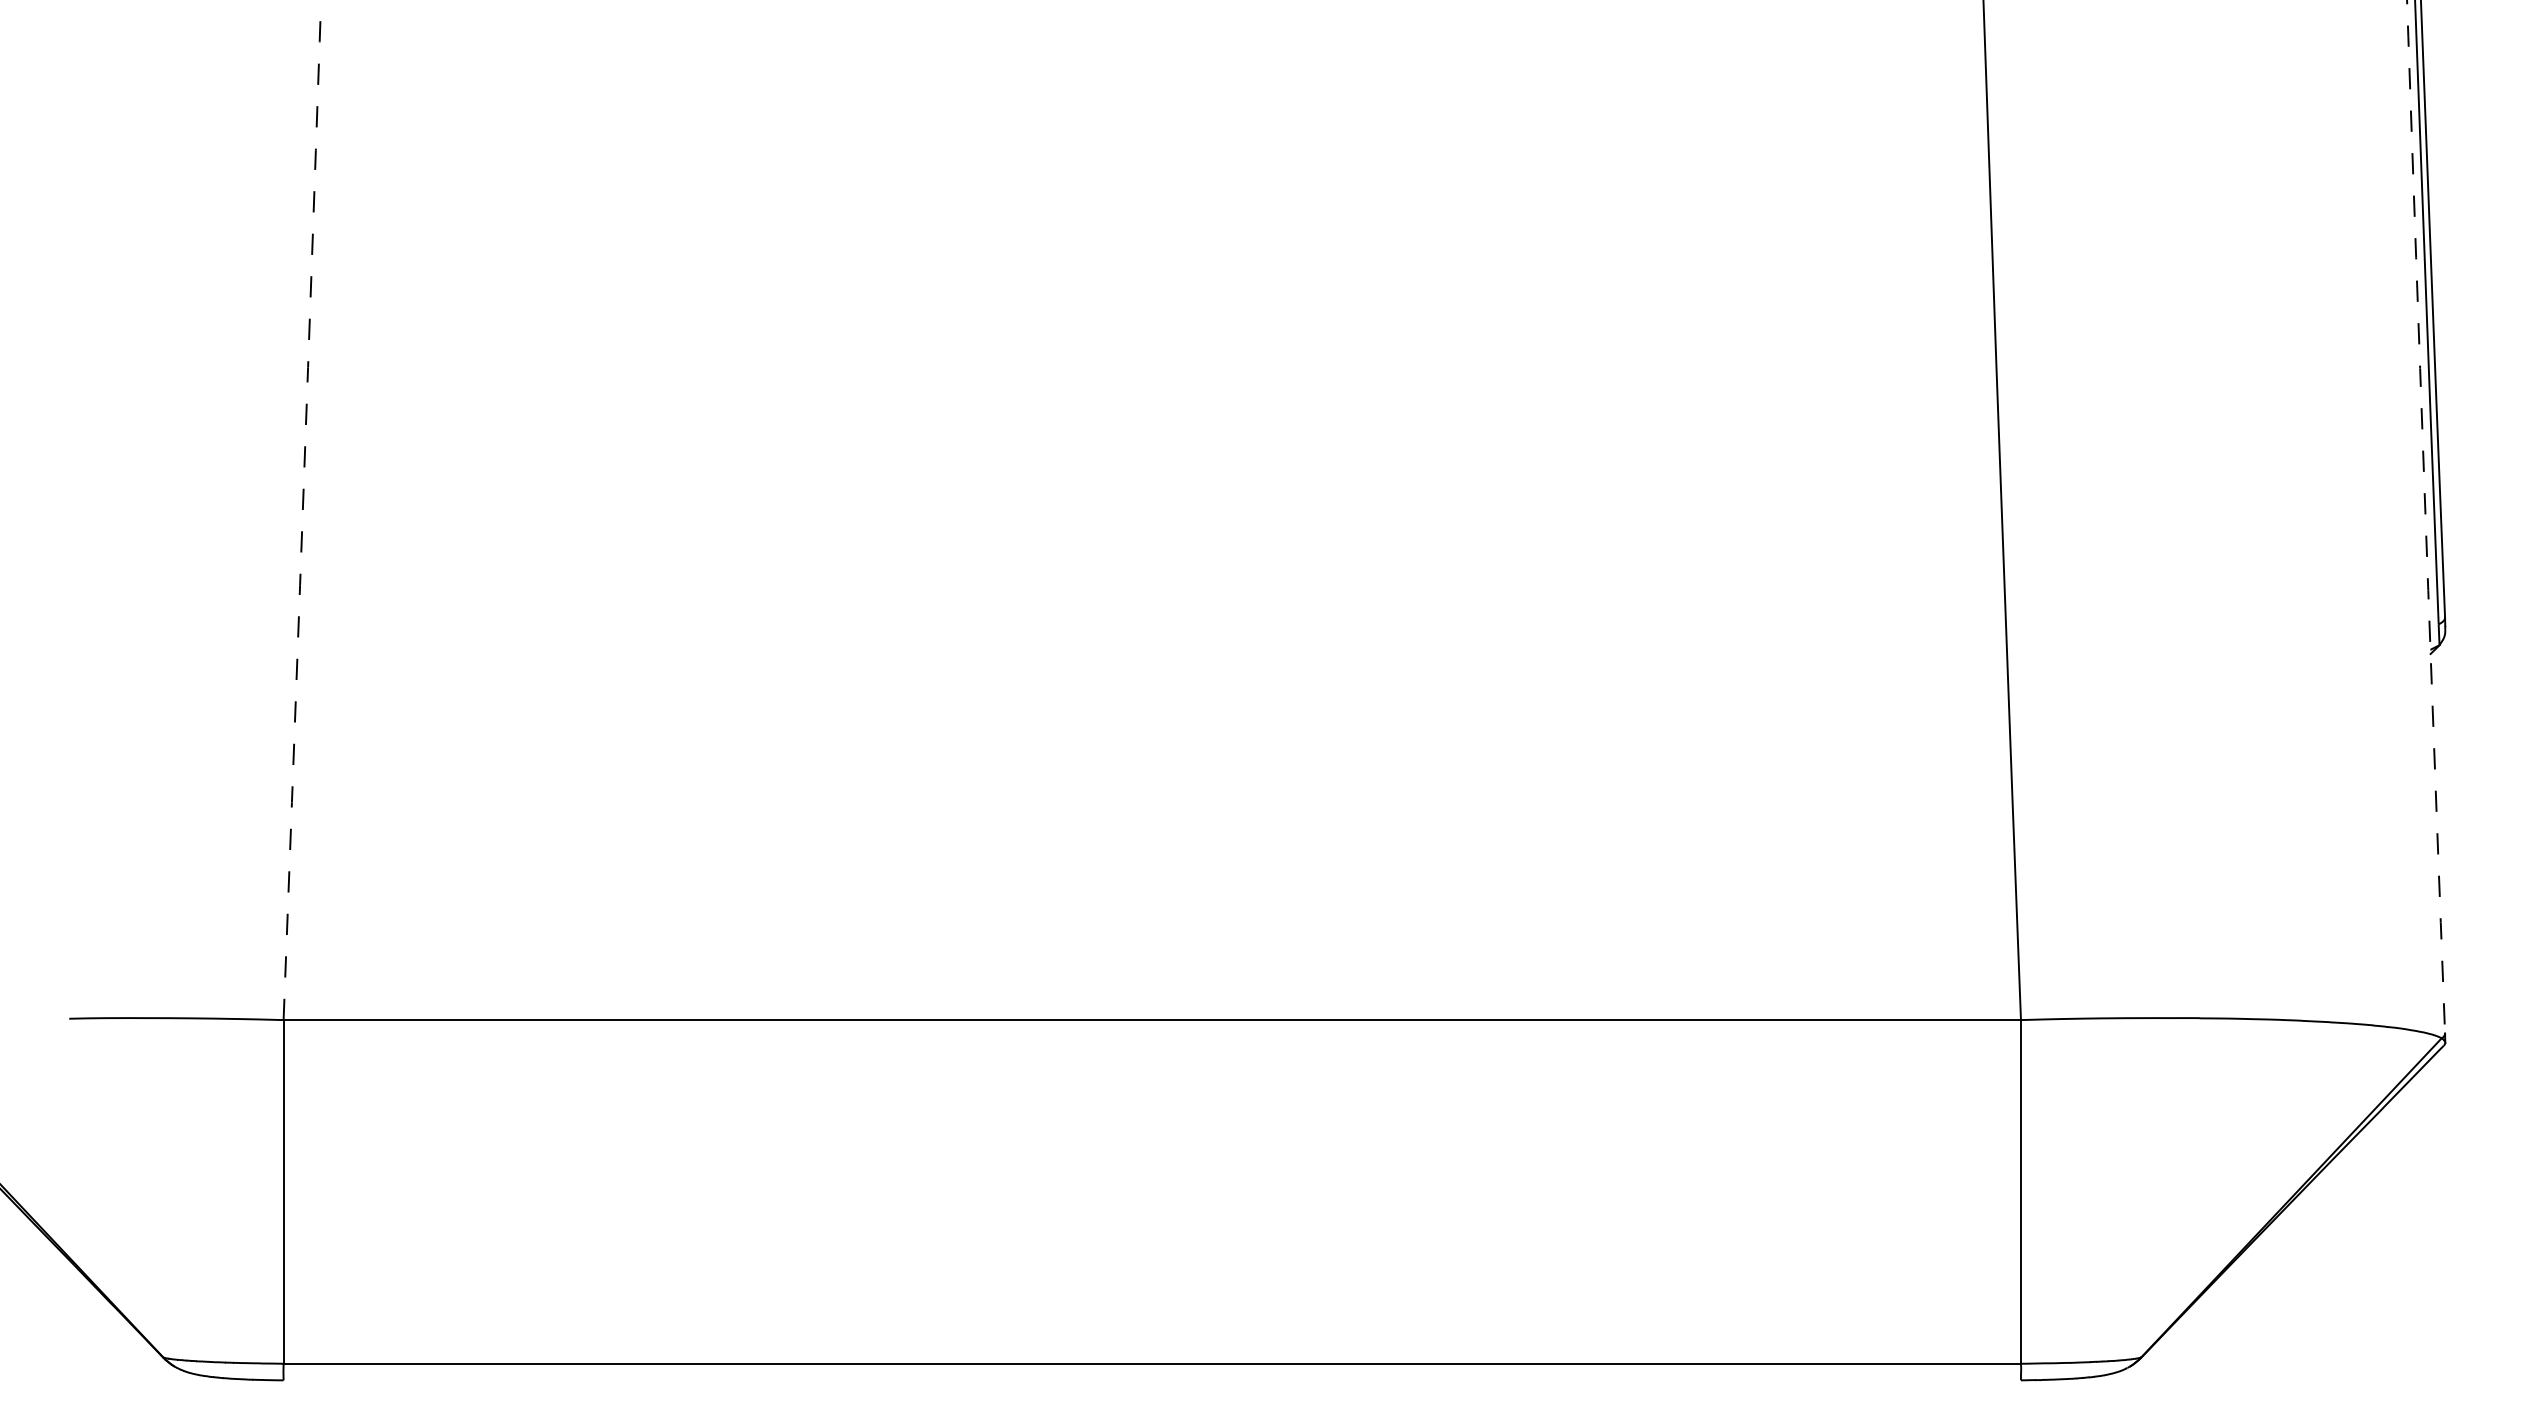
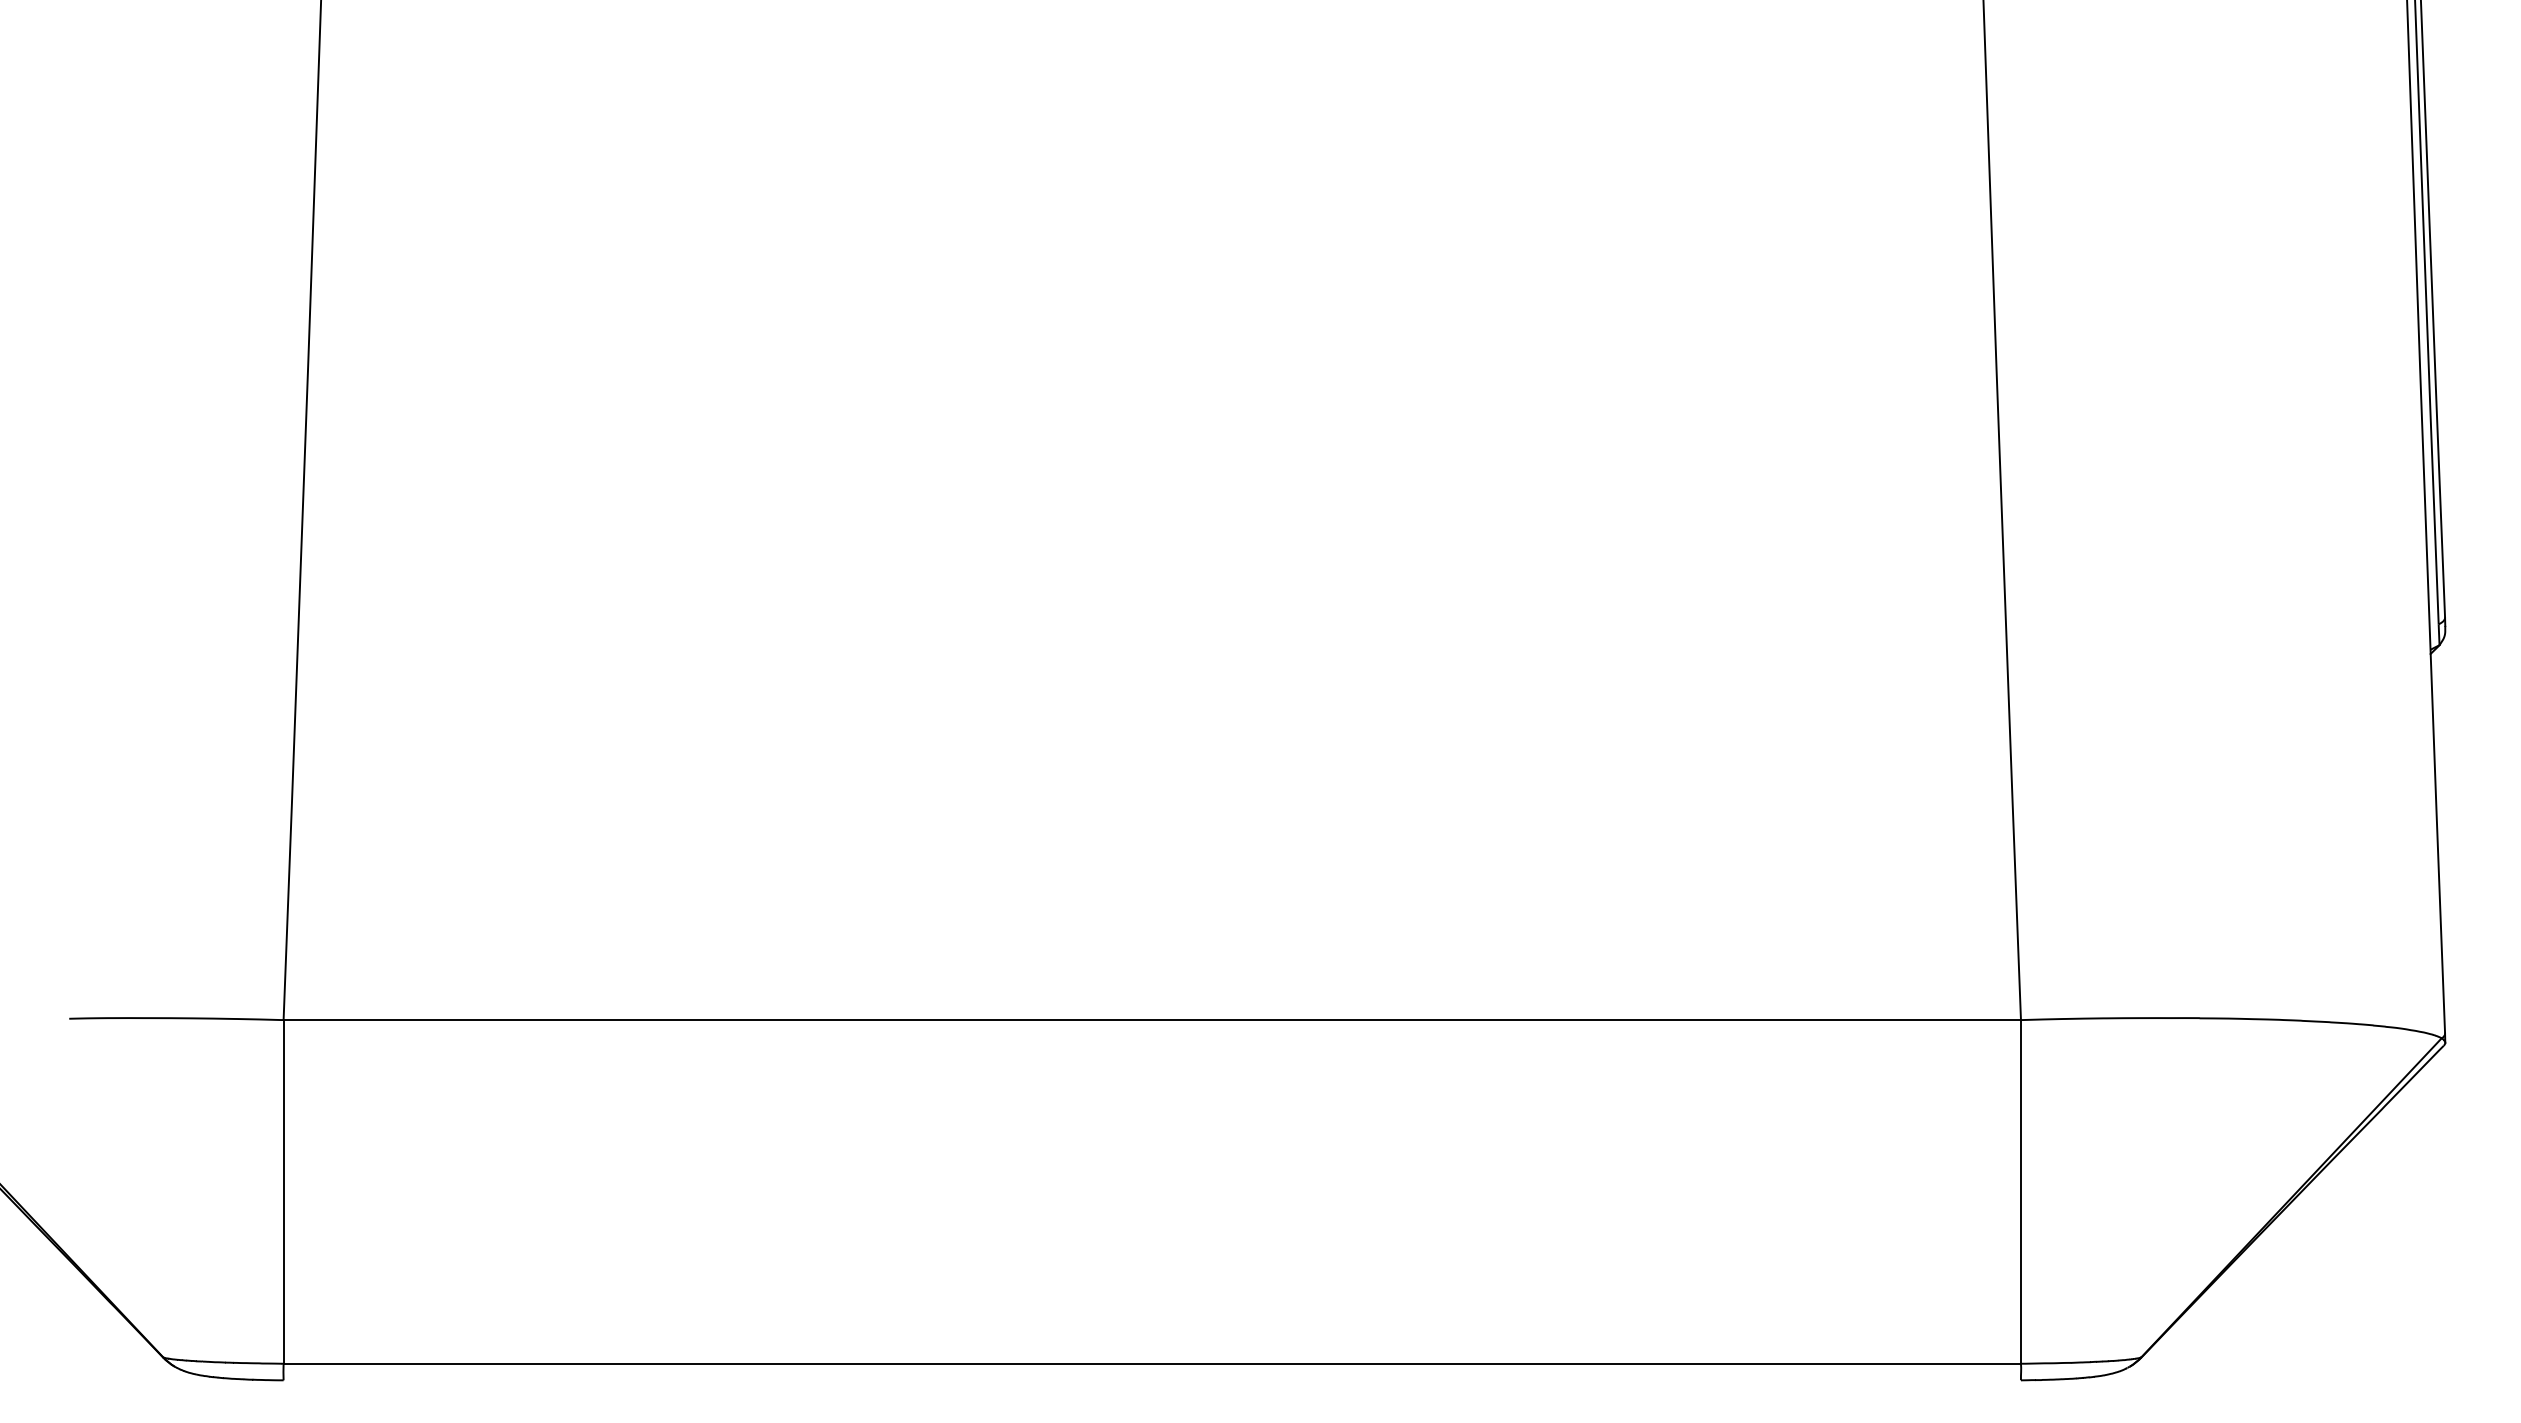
line: dashed -> solid (302, 510)
line: dashed -> solid (2425, 517)
